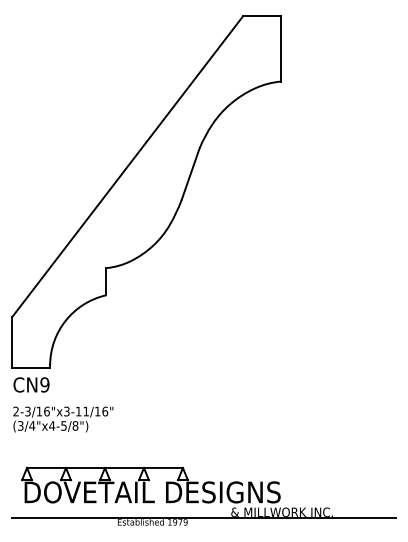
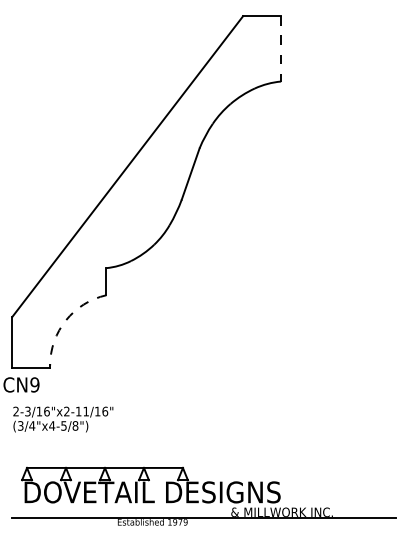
line: solid -> dashed (281, 48)
arc: solid -> dashed (65, 320)
text position: (31, 384) -> (21, 384) (21, 384)
text: 2-3/16"x3-11/16" -> 2-3/16"x2-11/16" (66, 411)
